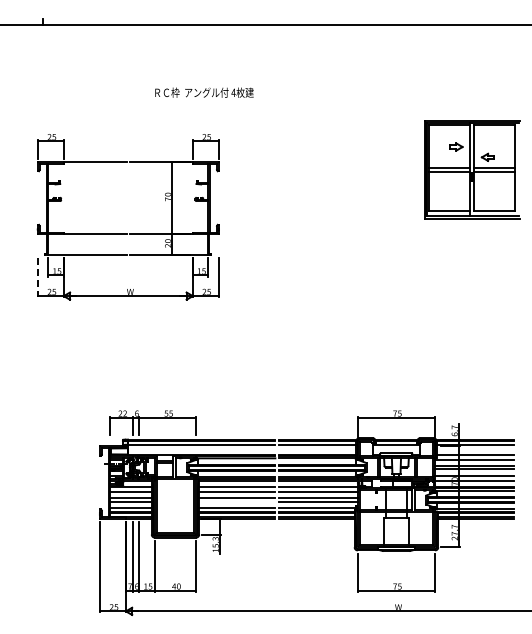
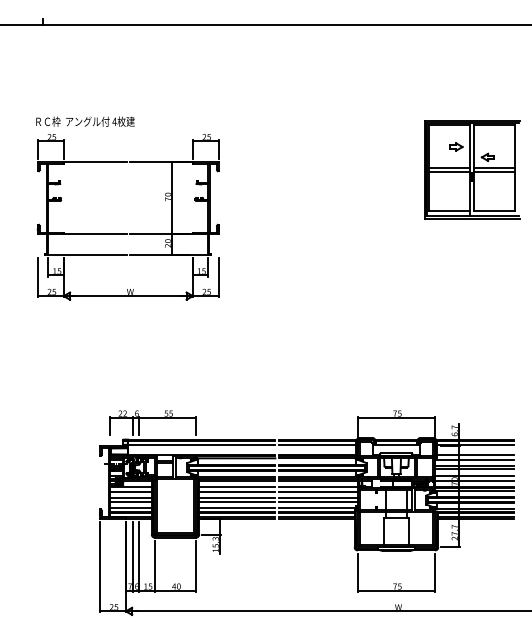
text position: (204, 92) -> (85, 121) (85, 121)
line: dashed -> solid (38, 277)
line: none -> present (237, 501)
